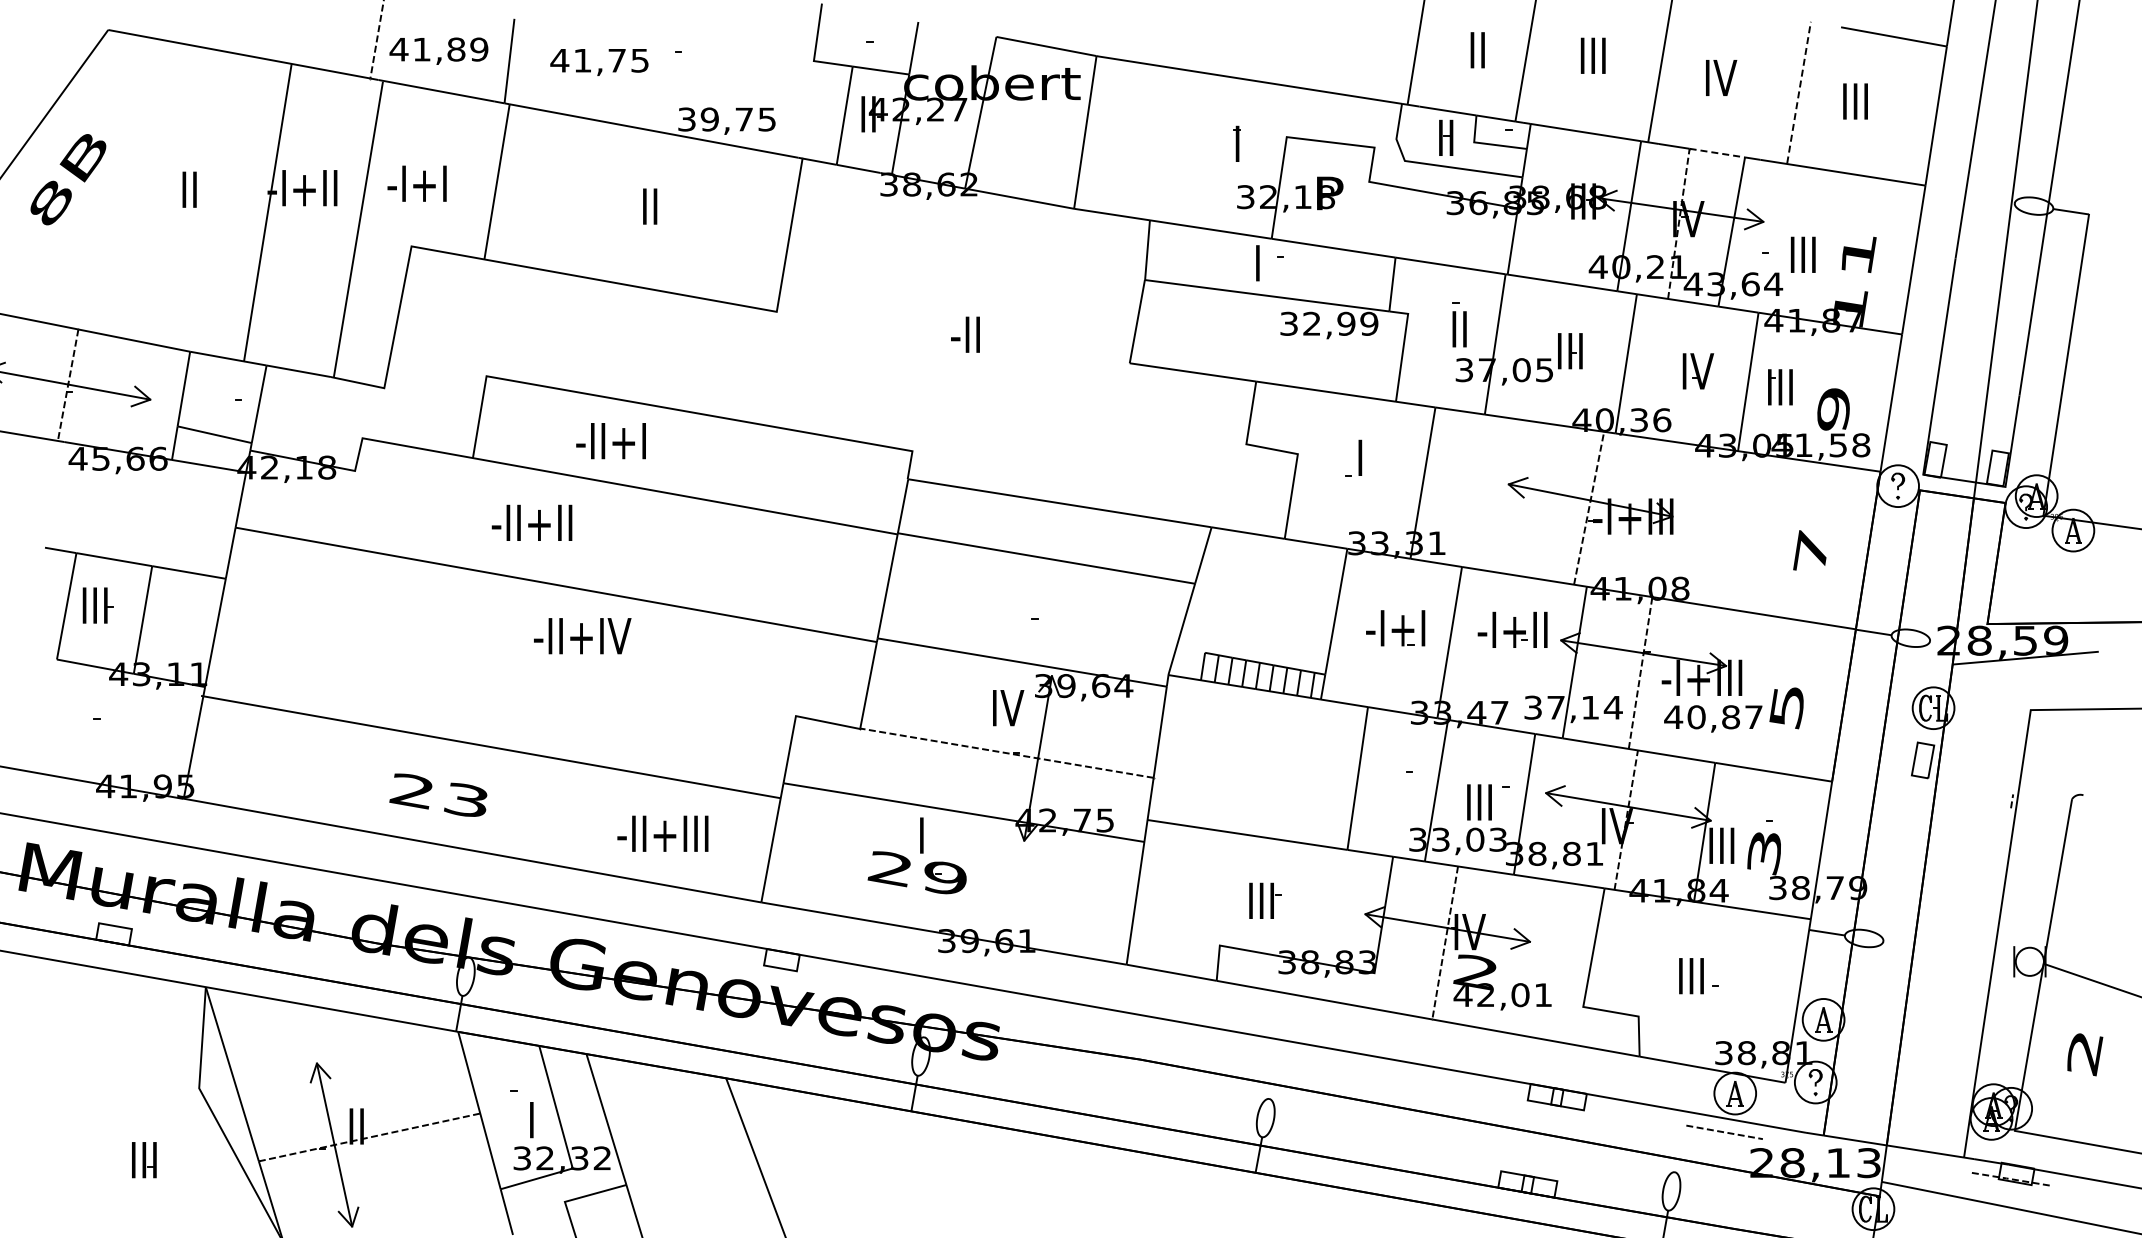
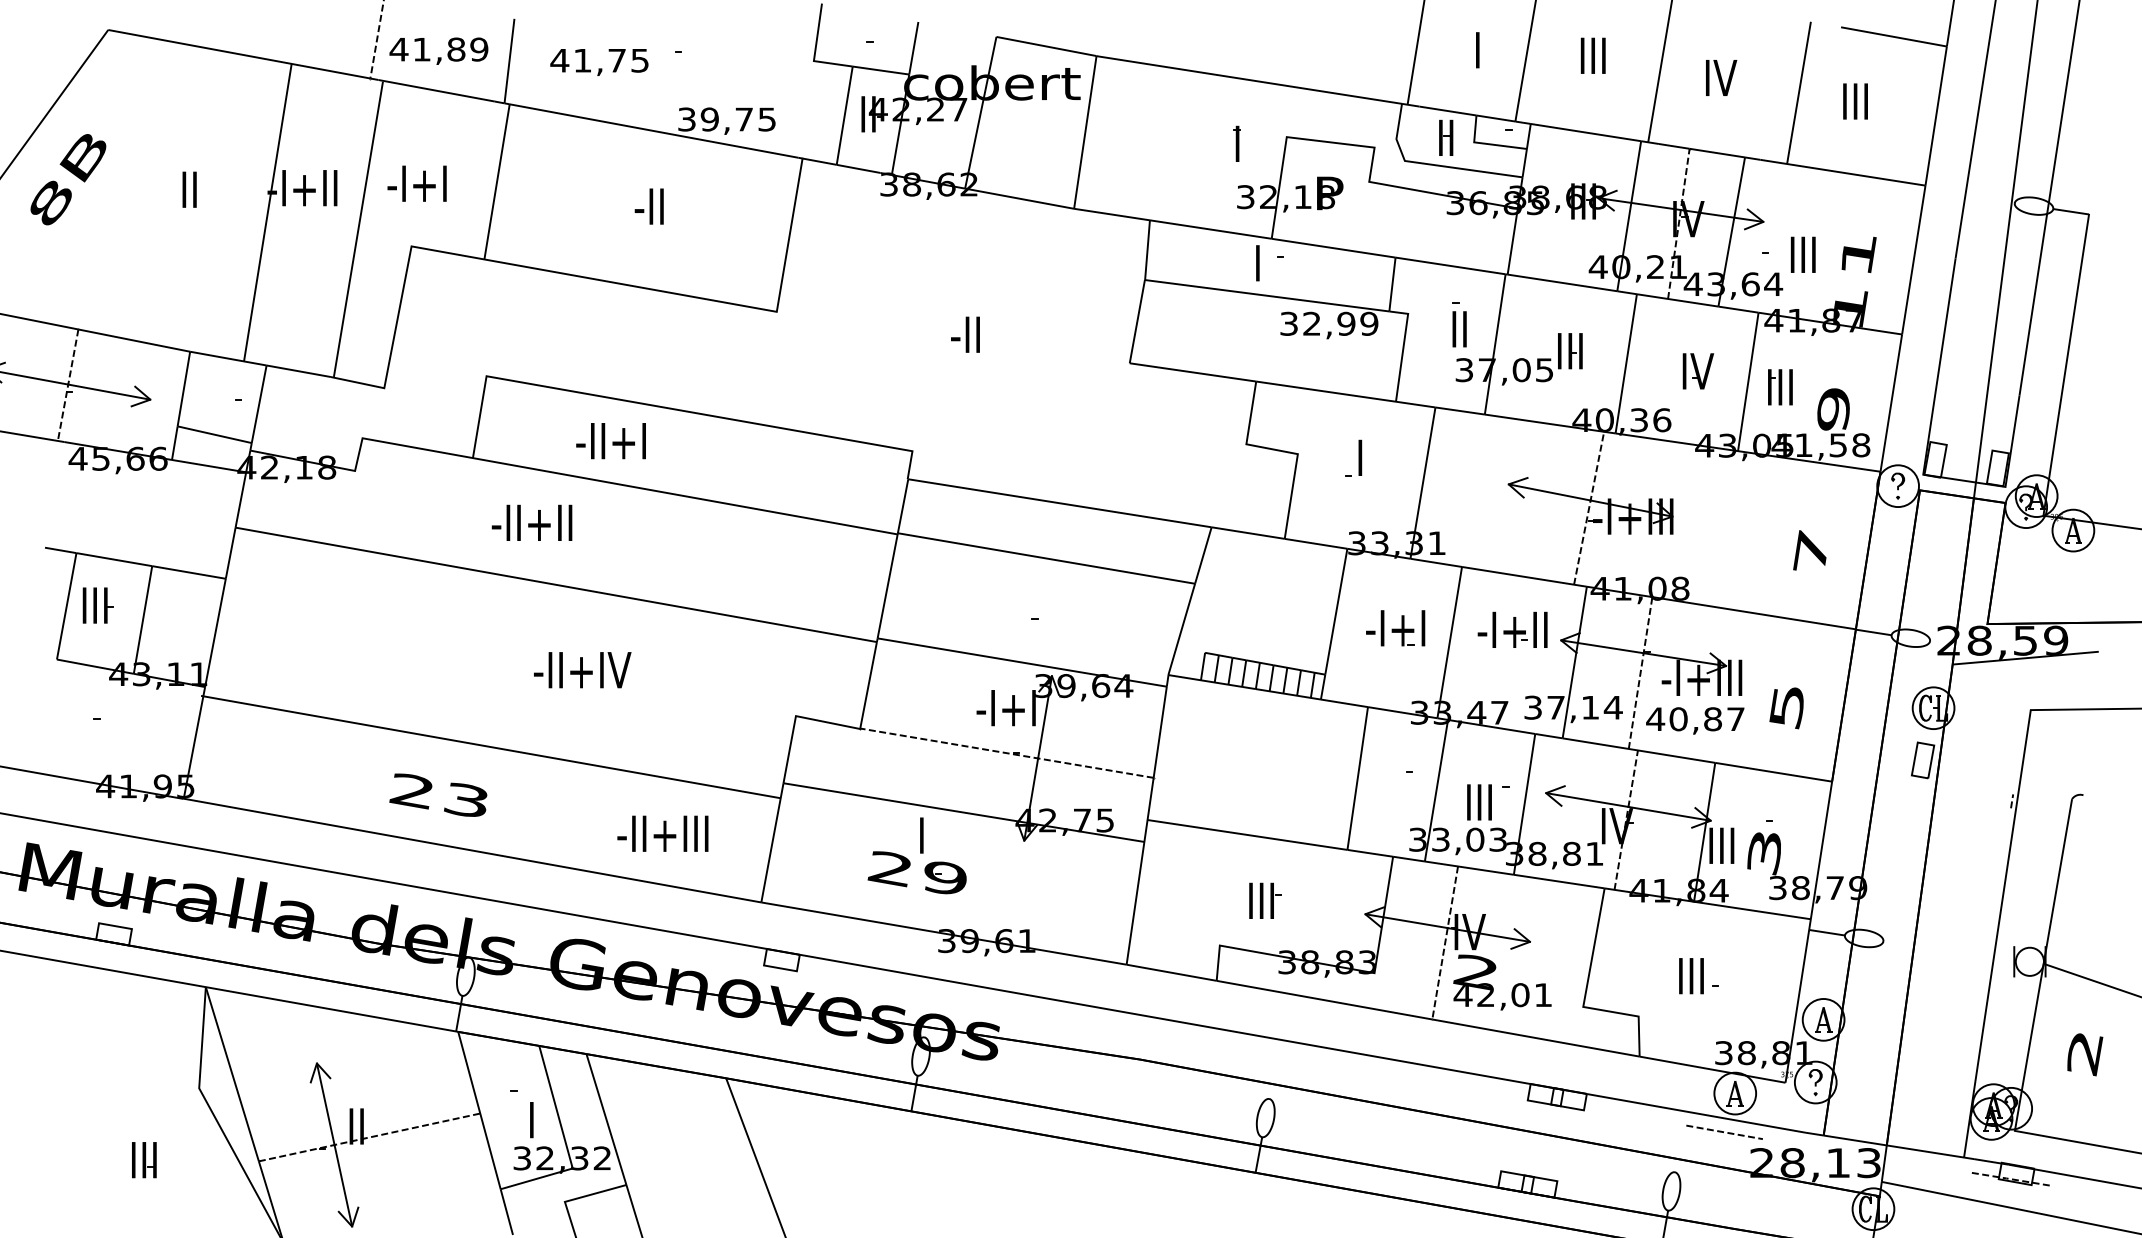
text: II -> I (1477, 50)
line: dashed -> solid (1799, 92)
line: dashed -> solid (1716, 153)
text: II -> -II (648, 206)
text position: (582, 636) -> (582, 670) (582, 670)
text: IV -> -I+I (1005, 708)
text position: (1713, 718) -> (1695, 720) (1695, 720)
